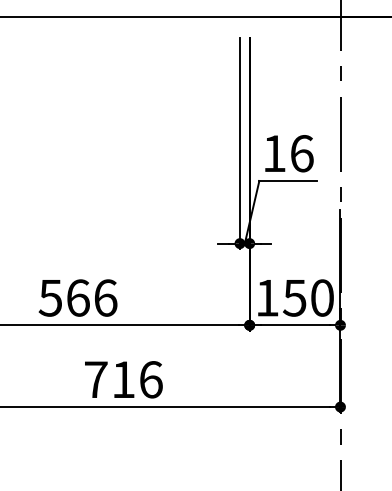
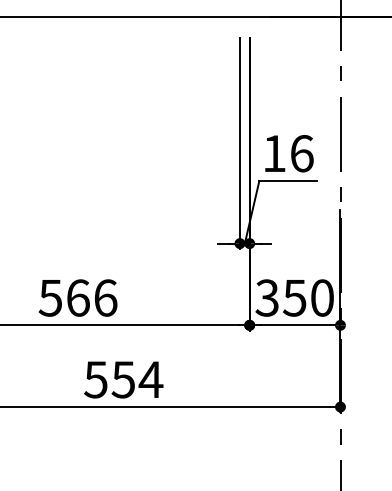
text: 150 -> 350 (266, 297)
text: 716 -> 554 (123, 379)
